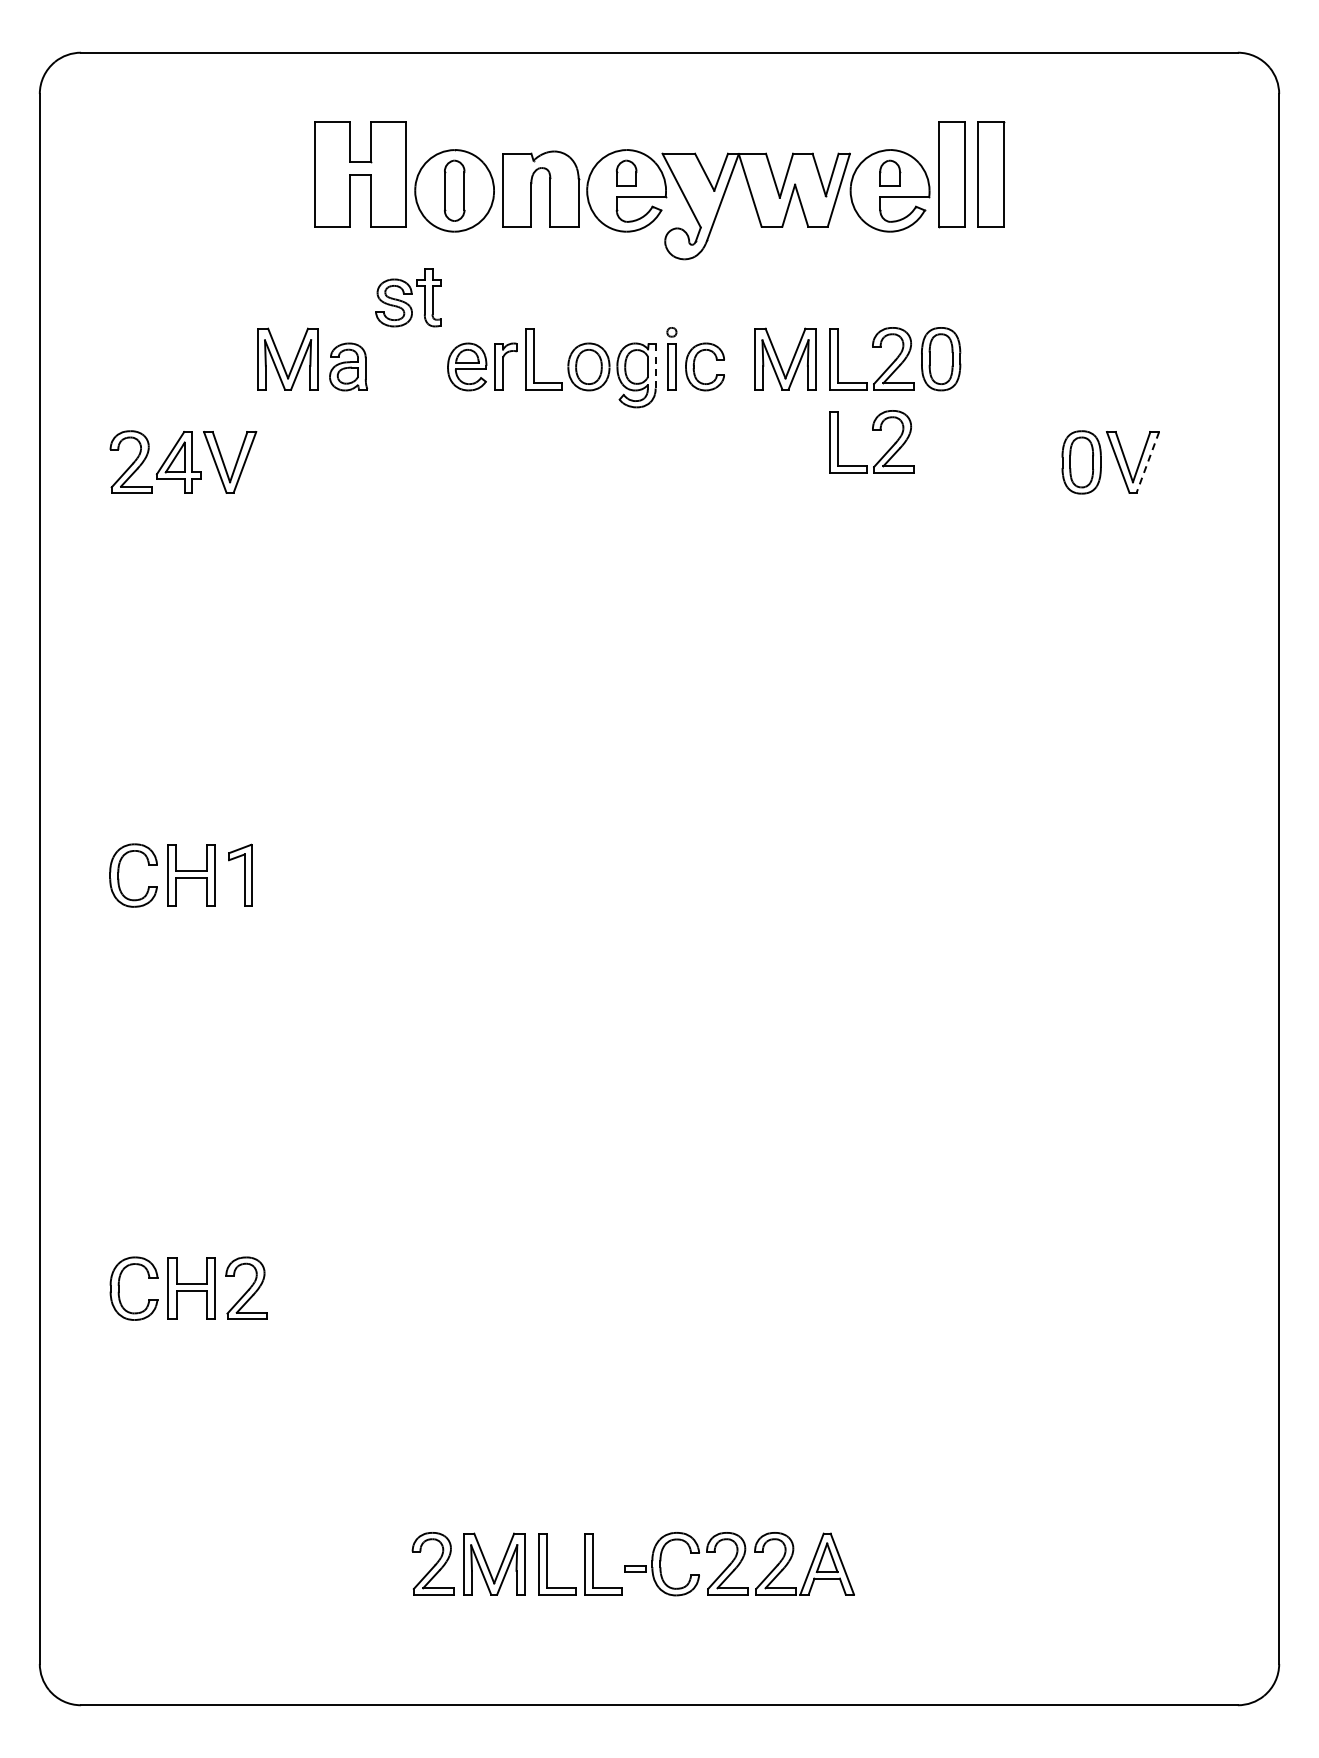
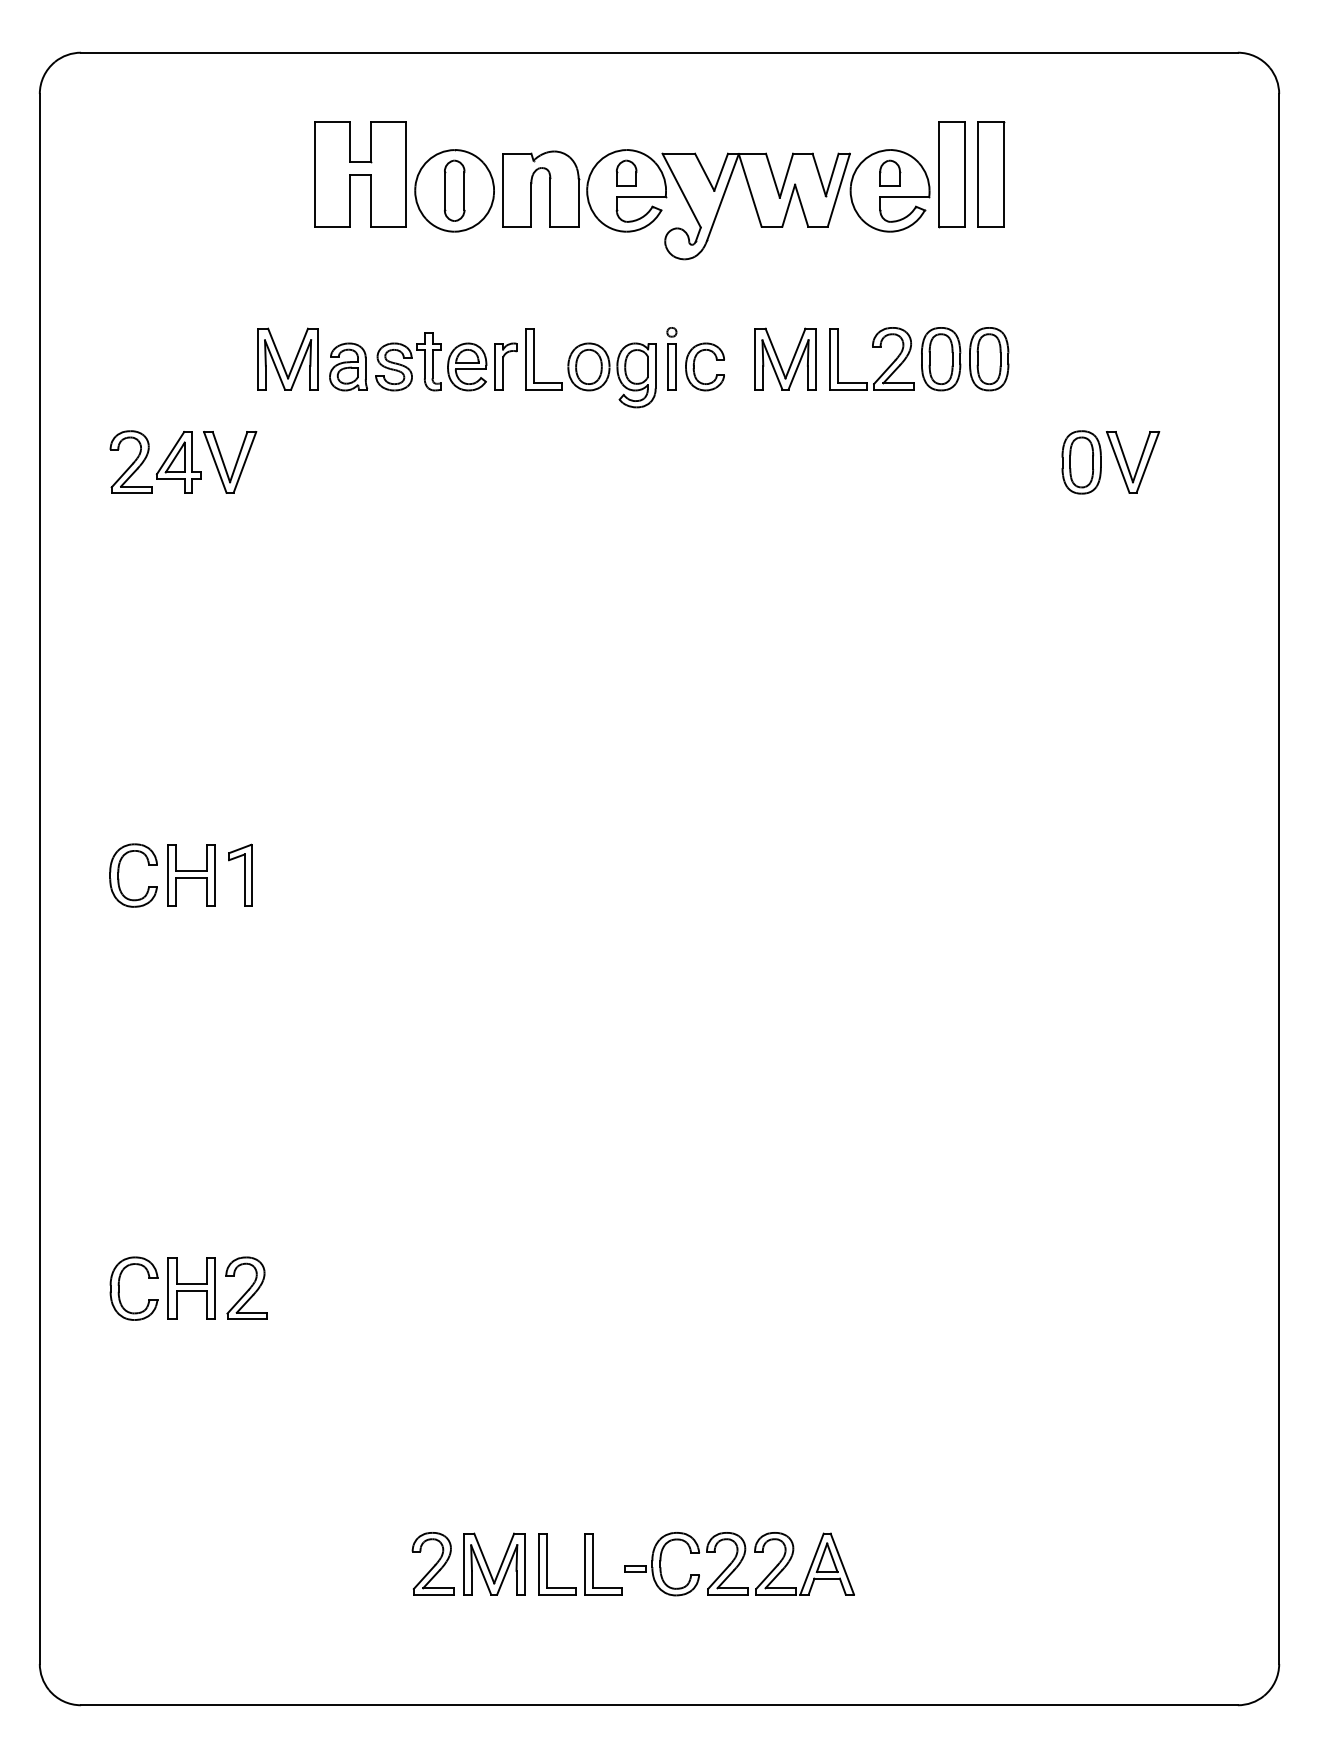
part position: (408, 297) -> (408, 361) (408, 361)
part: none -> present (989, 359)
line: dashed -> solid (655, 366)
part: present -> none (872, 430)
line: dashed -> solid (1147, 462)
